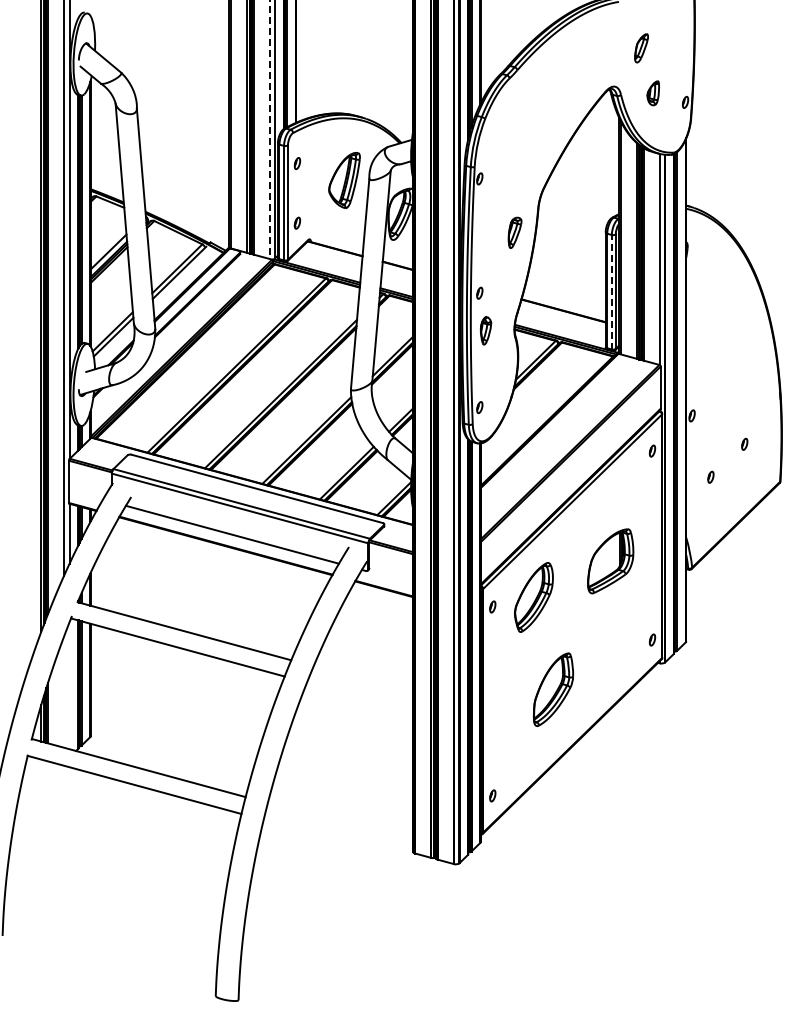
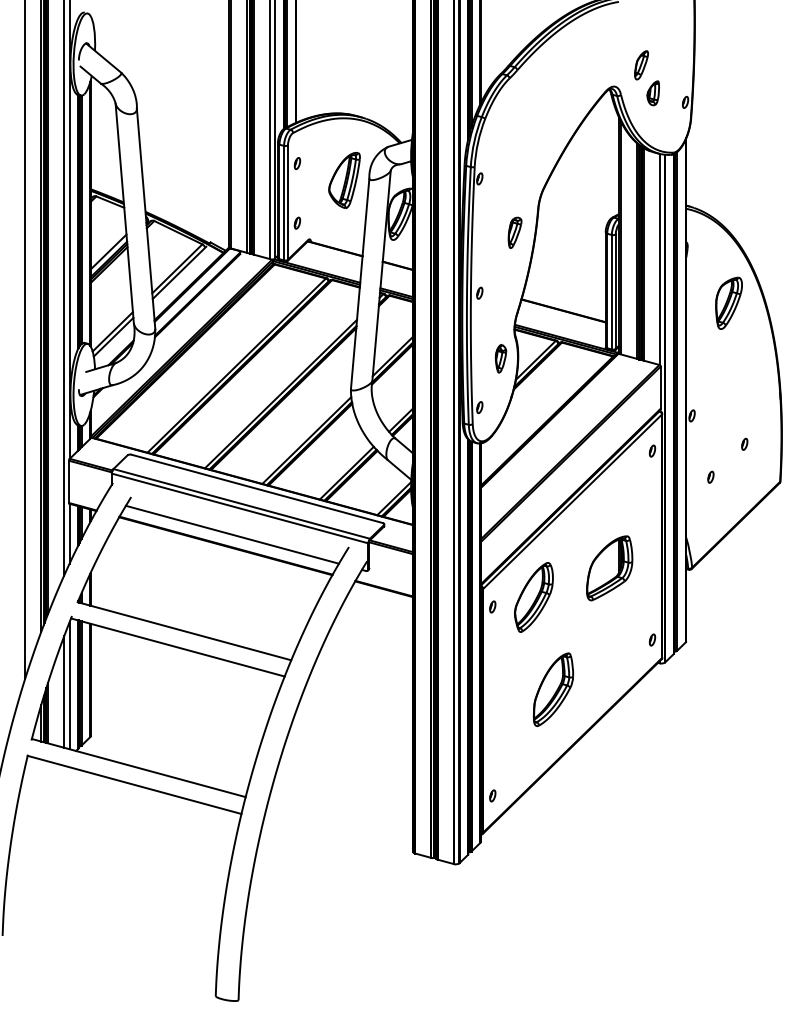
part position: (641, 48) -> (641, 65) (641, 65)
line: dashed -> solid (269, 130)
line: dashed -> solid (611, 291)
part: none -> present (728, 302)
part position: (486, 330) -> (501, 358) (501, 358)
line: none -> present (25, 340)
part position: (610, 561) -> (609, 568) (609, 568)
line: none -> present (69, 685)
line: none -> present (64, 691)
